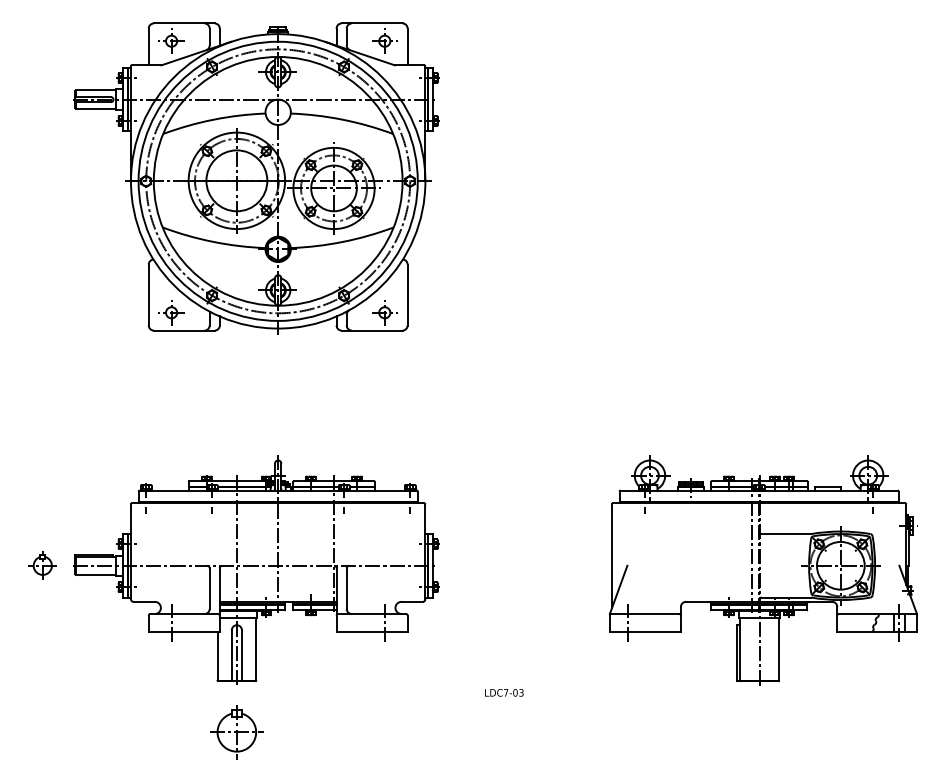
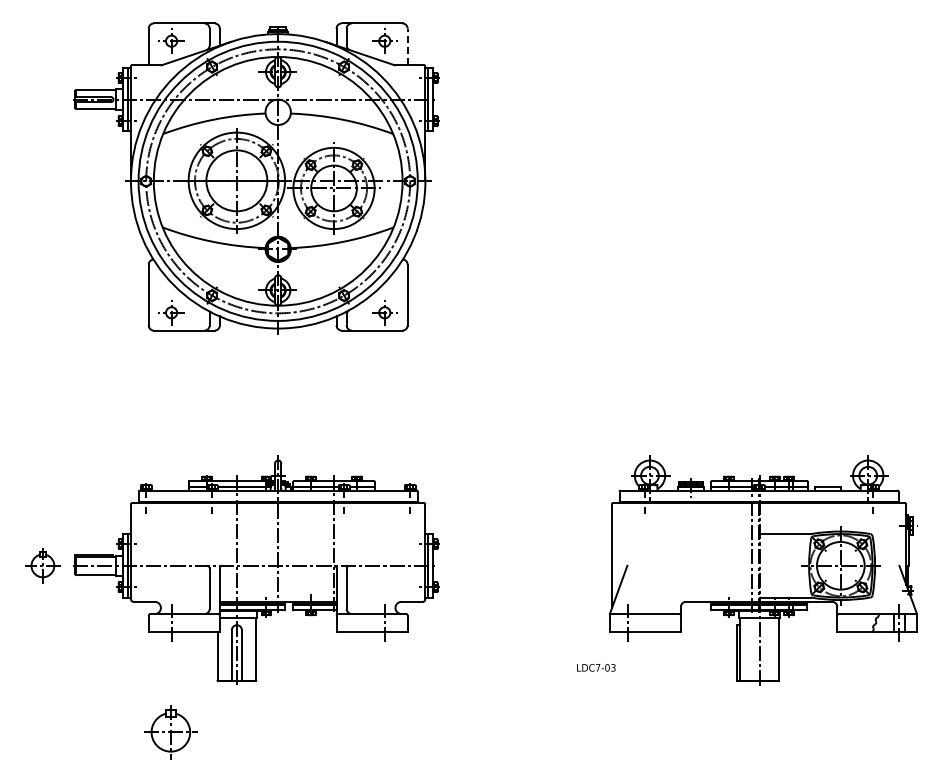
line: solid -> dashed (407, 46)
part size: 29x29 px -> 36x36 px (42, 565)
text position: (504, 692) -> (596, 667) (596, 667)
part position: (236, 732) -> (170, 732) (170, 732)
